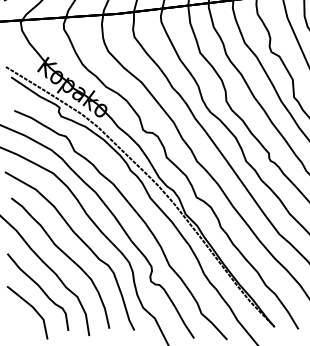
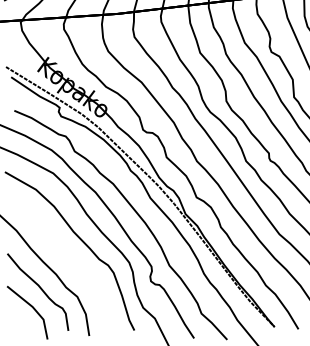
curve: present -> none (66, 256)
